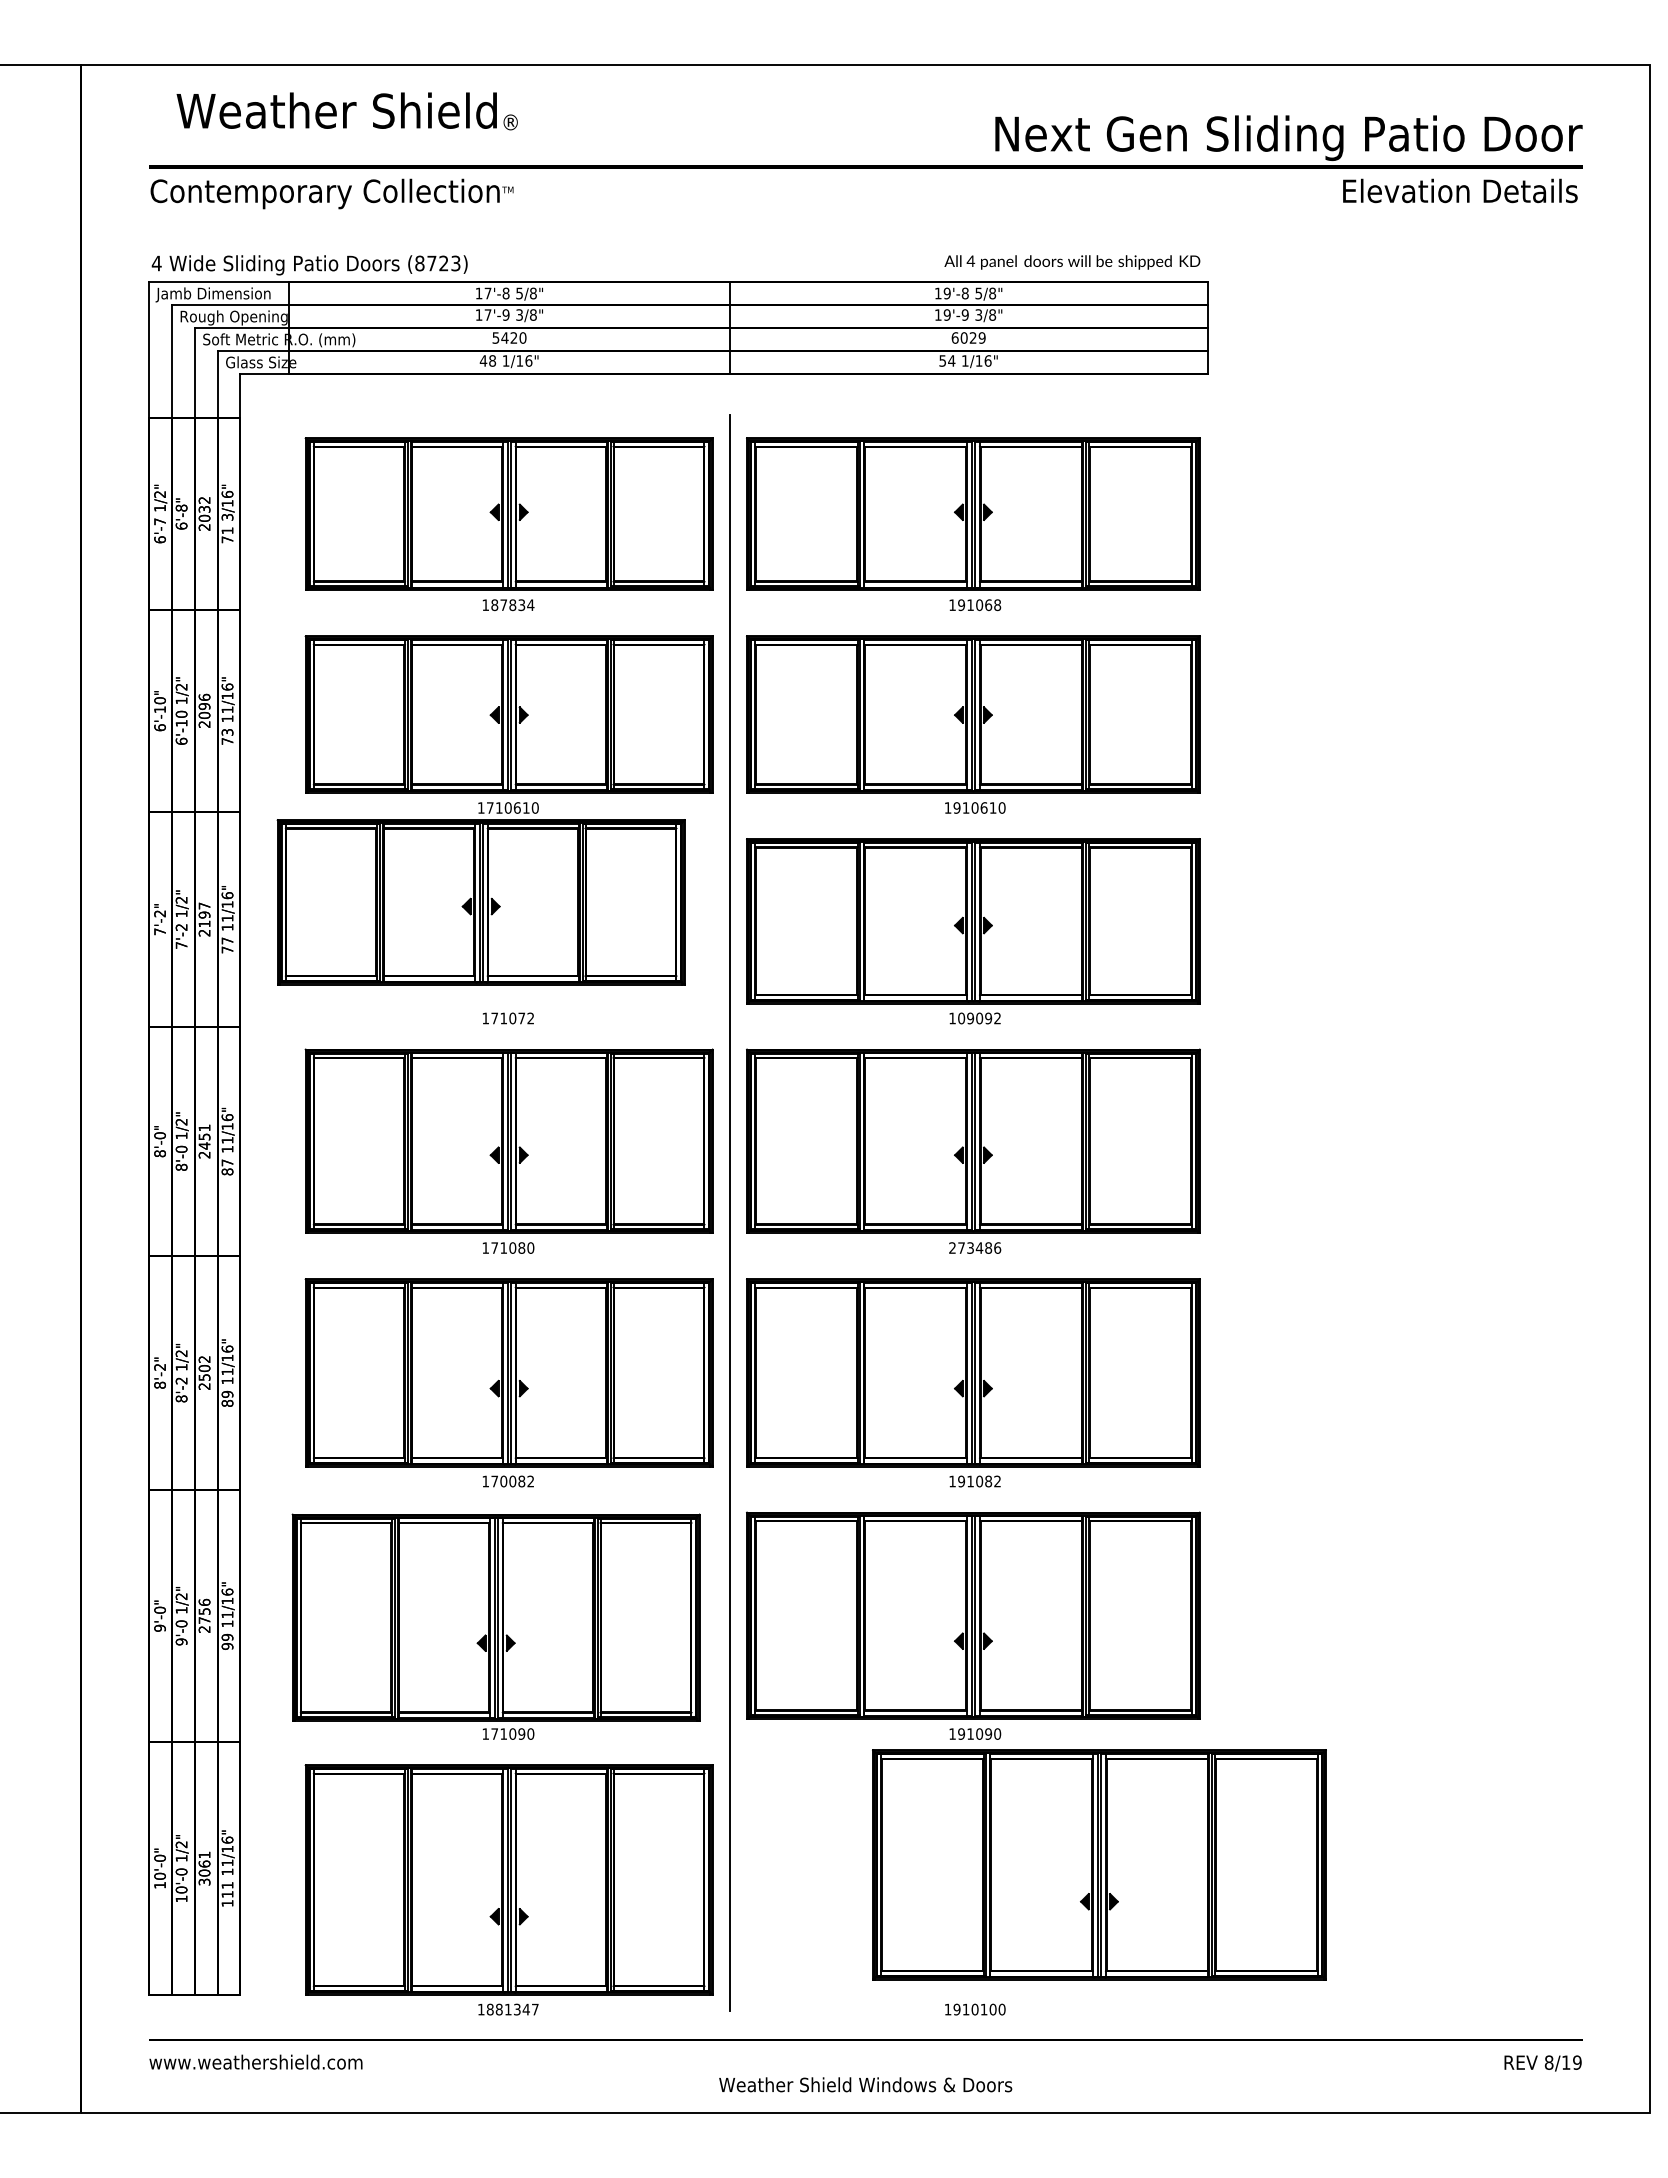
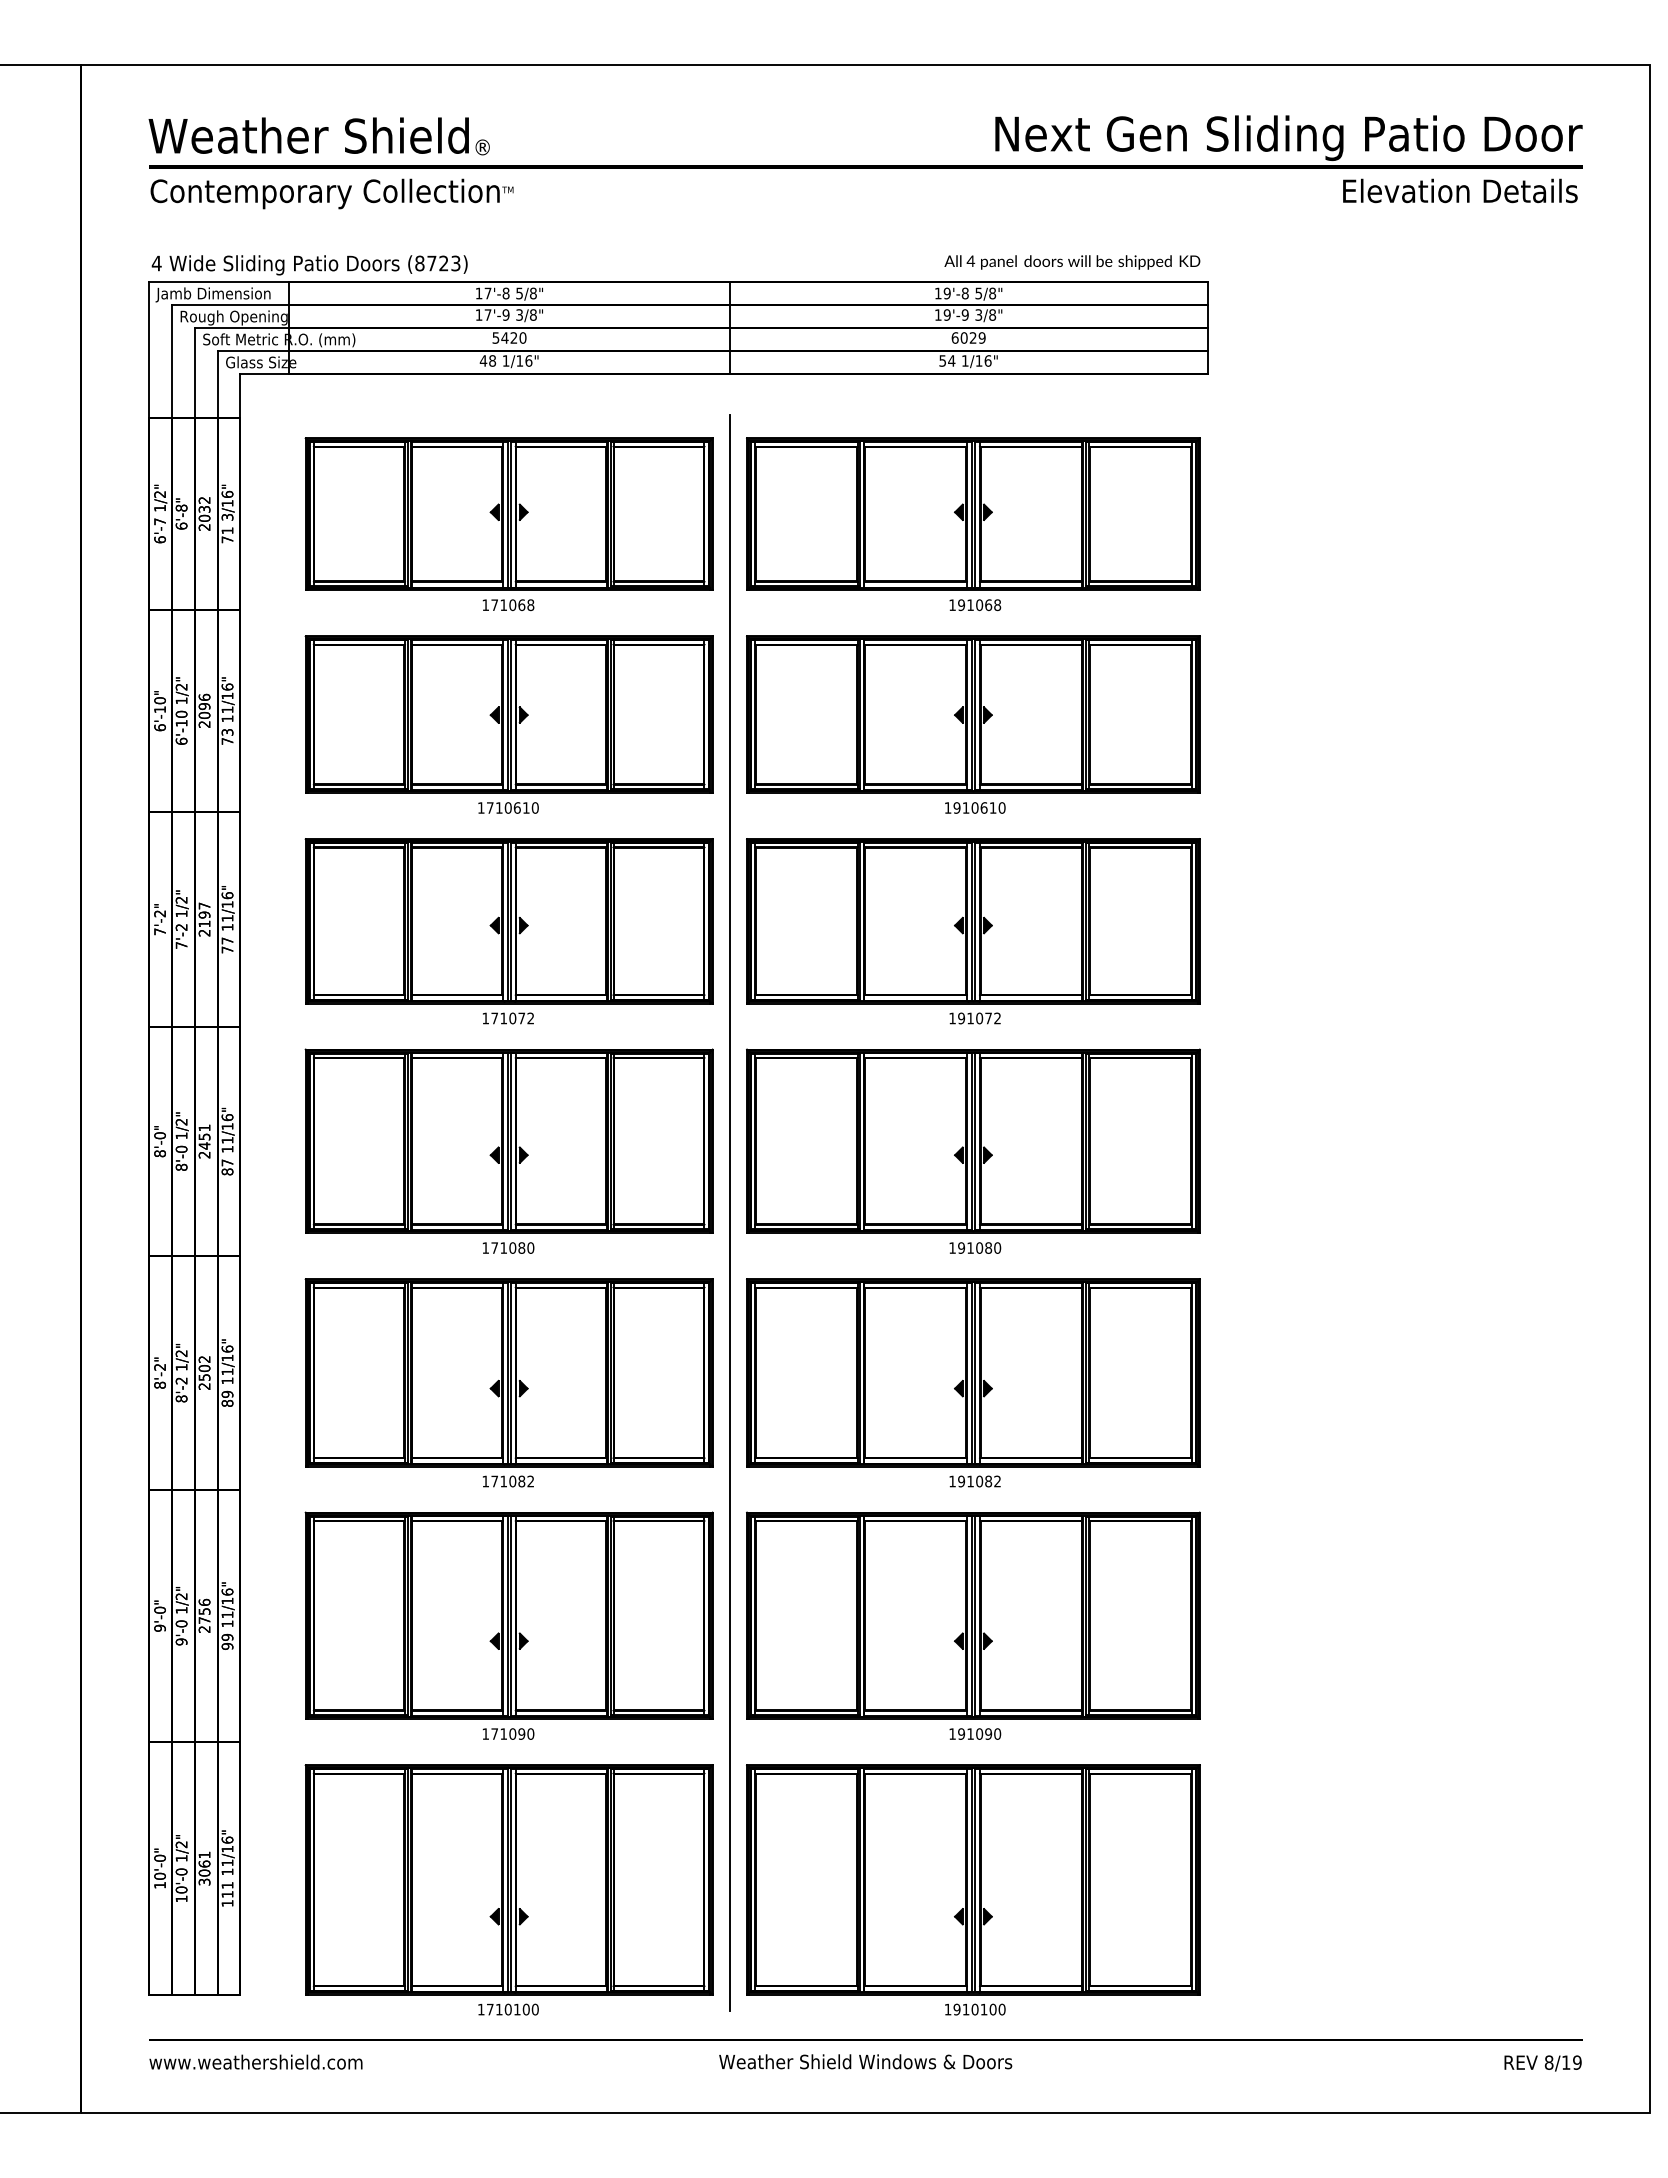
text position: (346, 111) -> (318, 136) (318, 136)
text: 187834 -> 171068 (512, 605)
part position: (480, 902) -> (508, 921) (508, 921)
text: 109092 -> 191072 (975, 1018)
text: 273486 -> 191080 (975, 1247)
text: 170082 -> 171082 (503, 1481)
part position: (495, 1617) -> (508, 1615) (508, 1615)
part position: (1099, 1864) -> (973, 1879) (973, 1879)
text: 1881347 -> 1710100 (512, 2009)
text position: (865, 2084) -> (865, 2061) (865, 2061)
